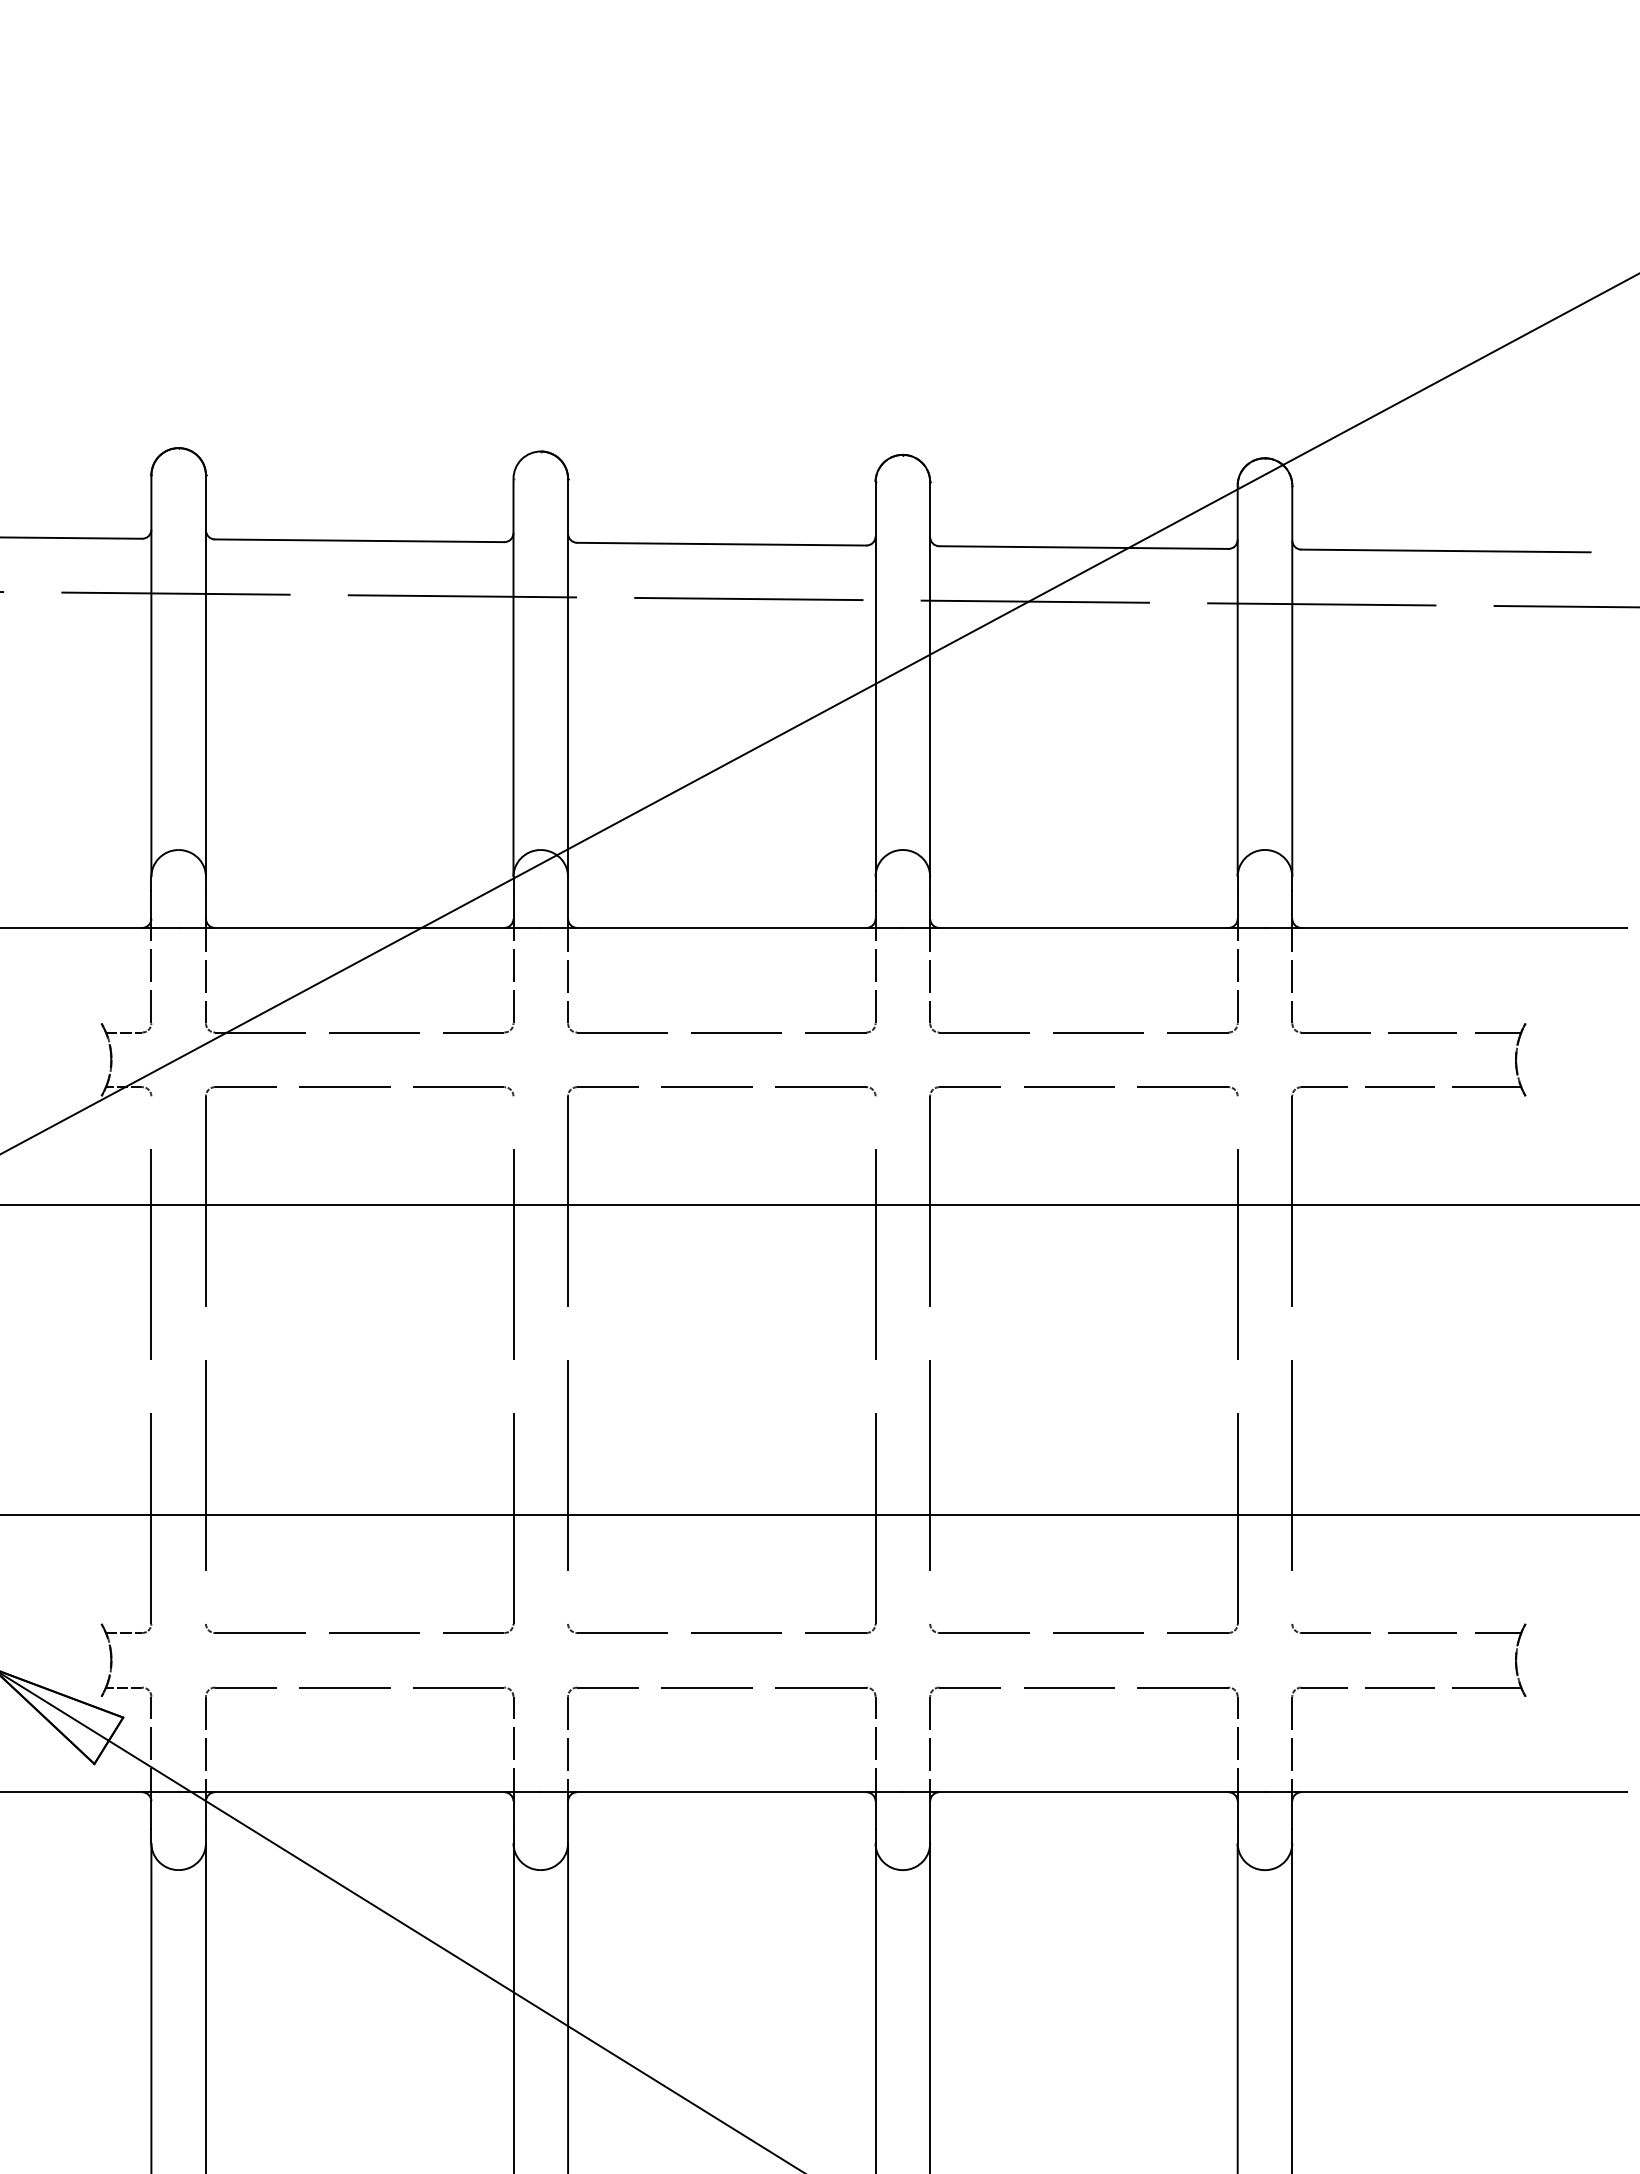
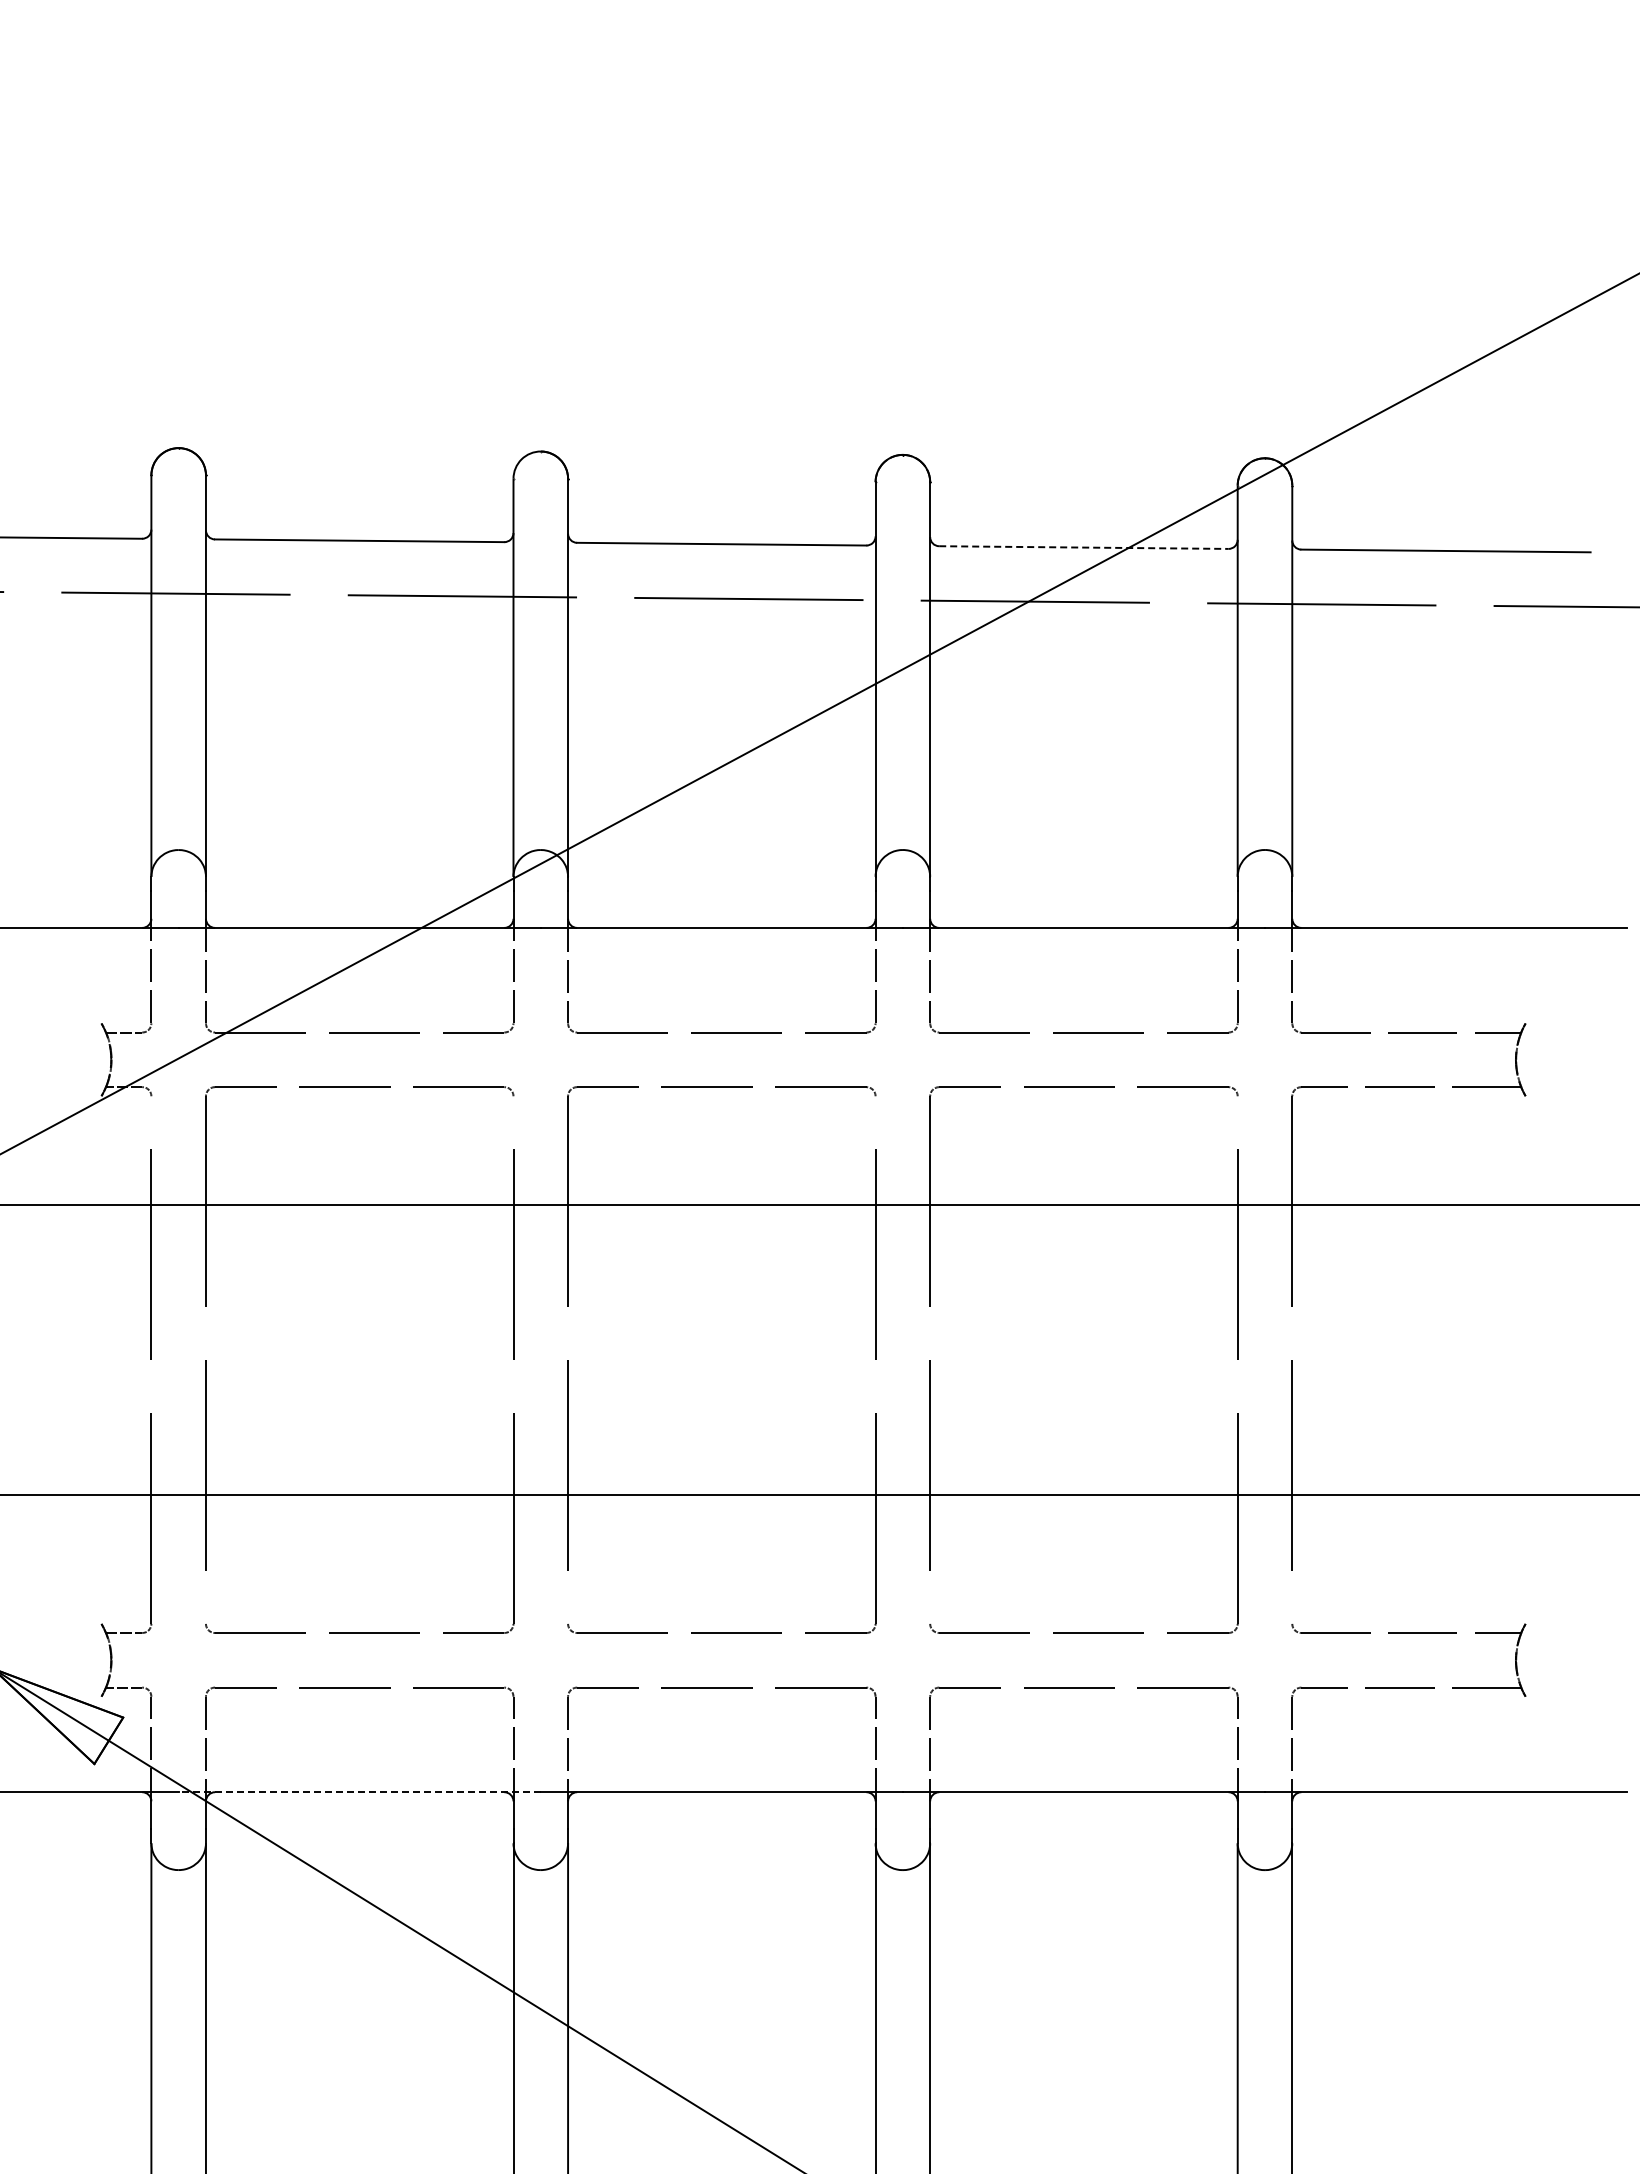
line: solid -> dashed (1083, 547)
line position: (819, 1514) -> (819, 1494) (819, 1494)
line: solid -> dashed (359, 1792)
